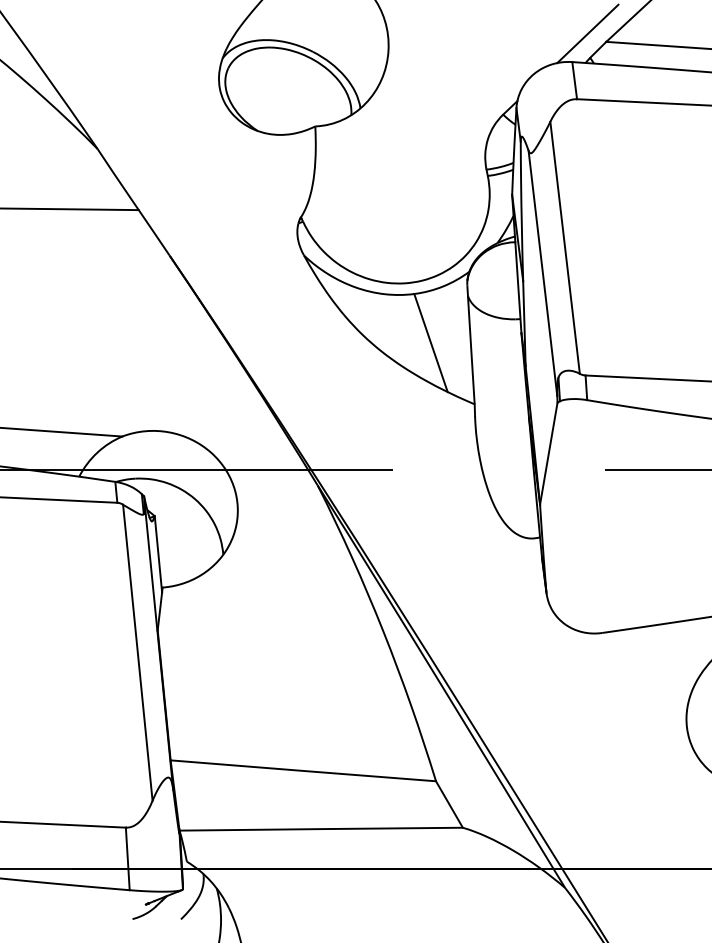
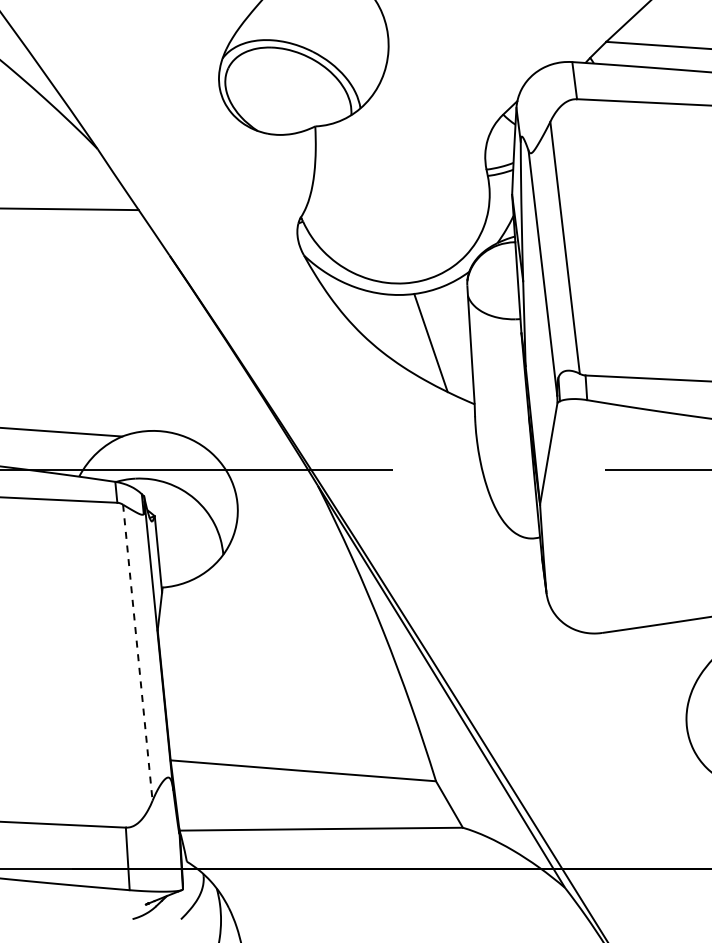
line: present -> none (587, 33)
line: solid -> dashed (137, 652)
